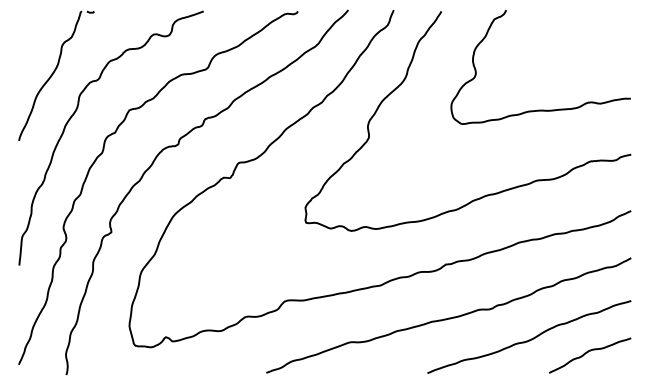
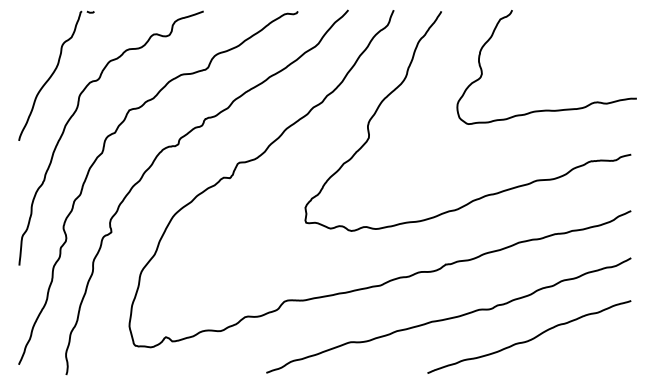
curve position: (540, 109) -> (546, 109) (546, 109)
curve: present -> none (588, 352)
